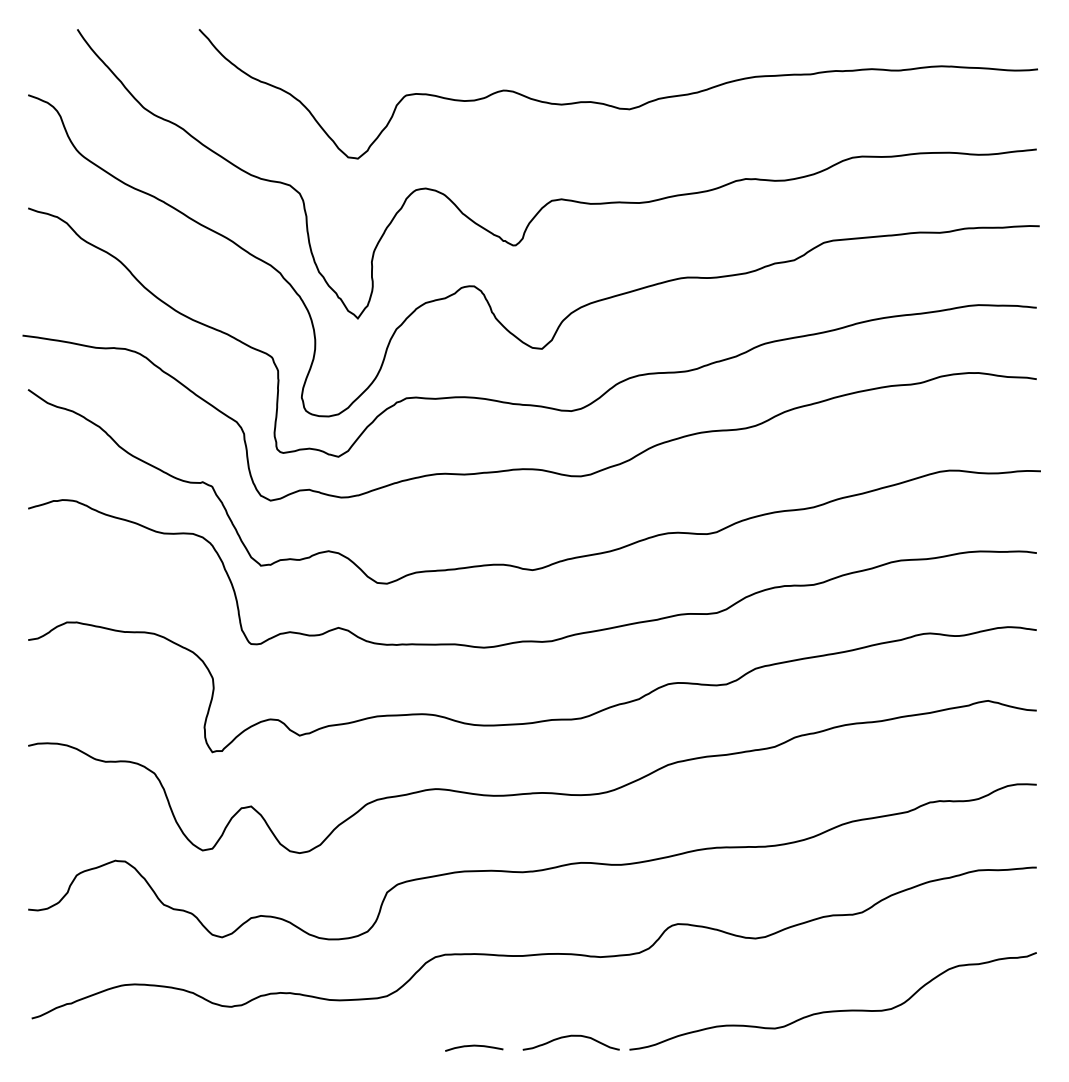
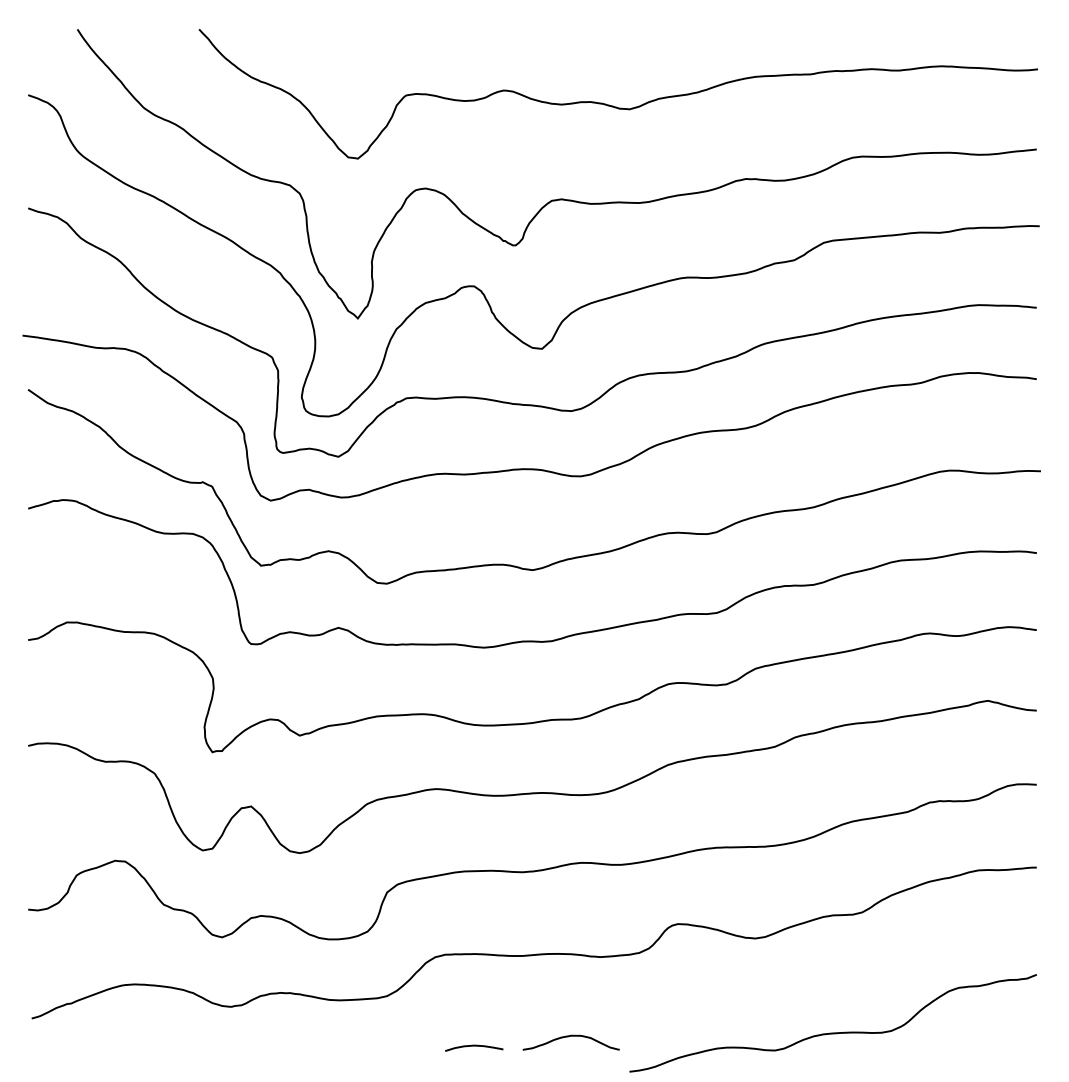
curve position: (832, 1010) -> (832, 1032) (832, 1032)
